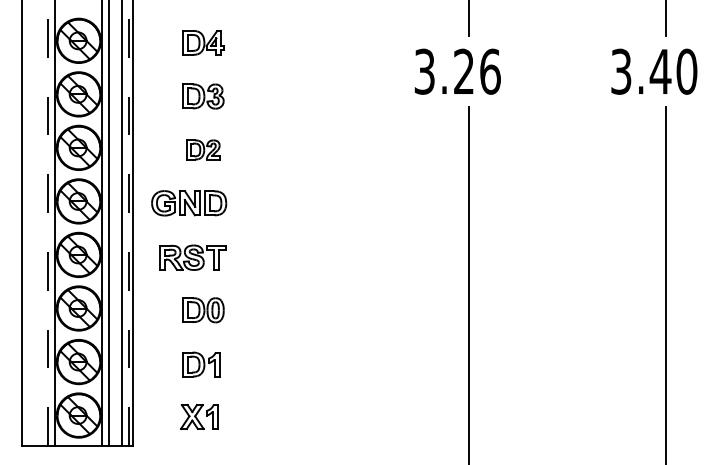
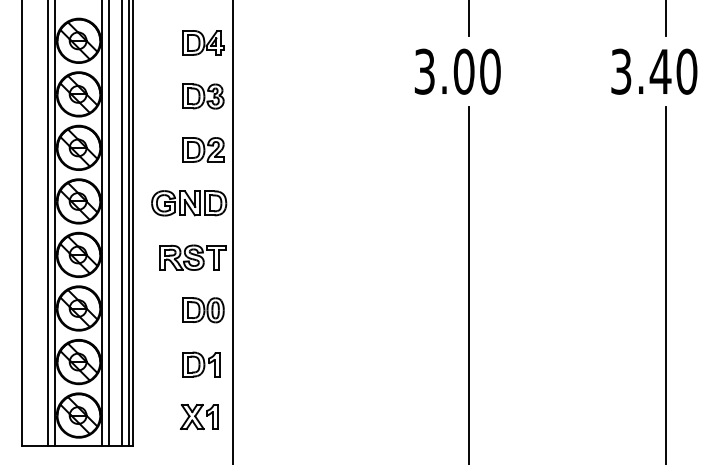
text: 3.26 -> 3.00 (476, 71)
part size: 35x22 px -> 43x26 px (203, 149)
line: dashed -> solid (48, 223)
line: dashed -> solid (128, 223)
line: none -> present (232, 231)
